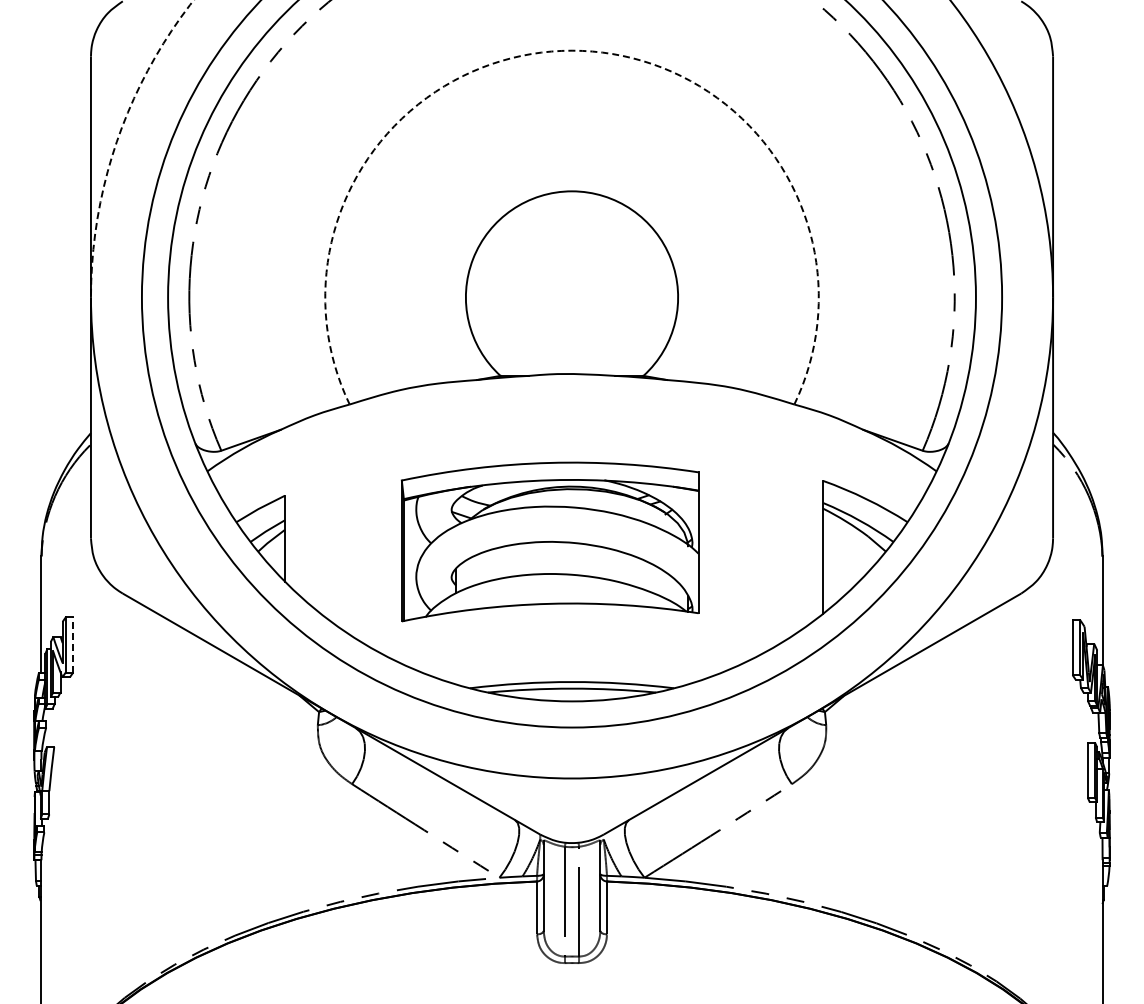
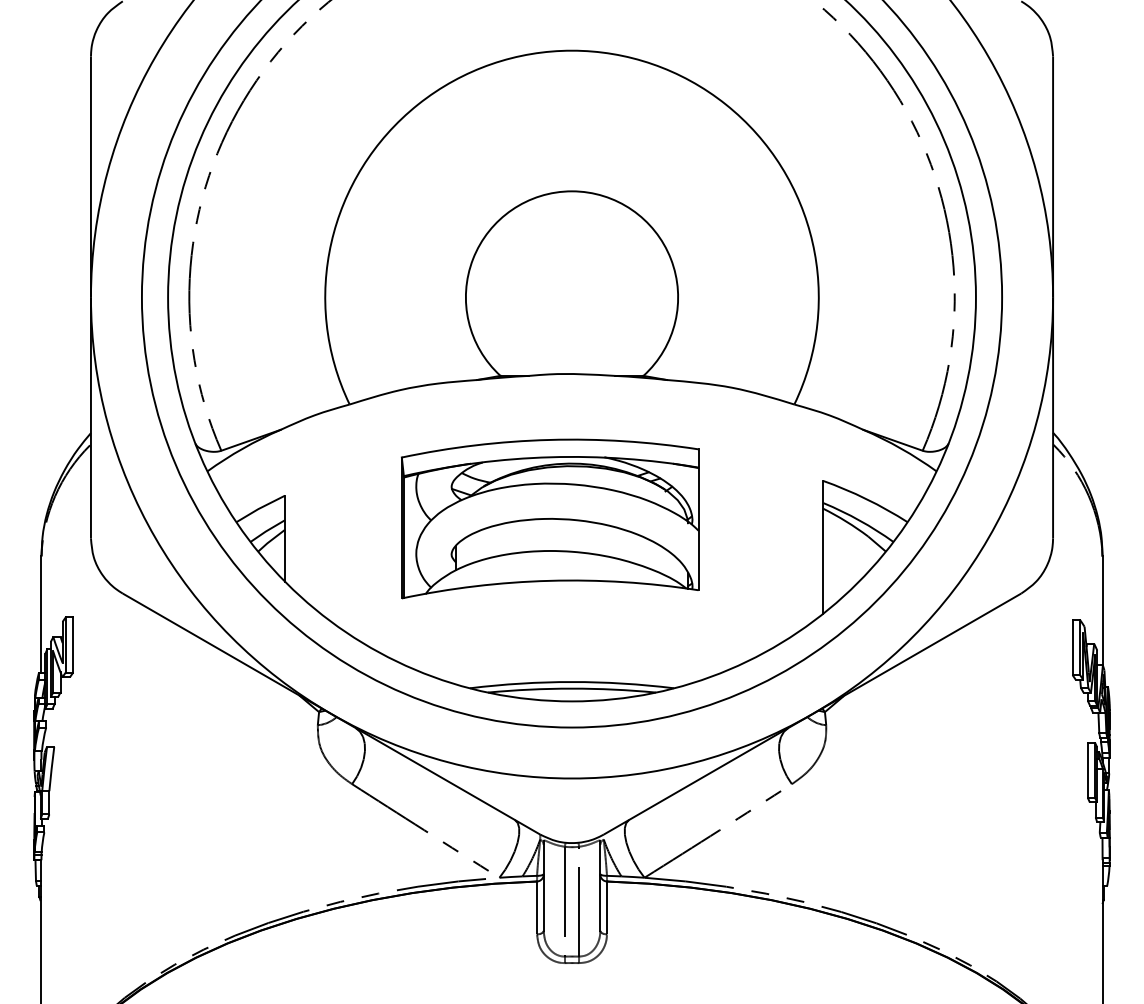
arc: dashed -> solid (572, 50)
arc: dashed -> solid (117, 140)
part position: (549, 541) -> (549, 518) (549, 518)
line: dashed -> solid (73, 644)
